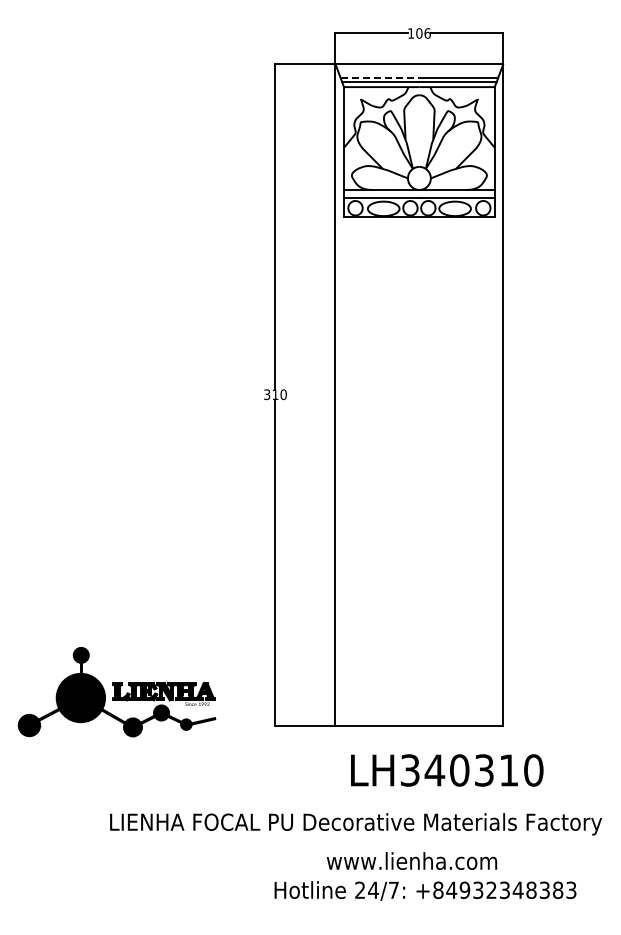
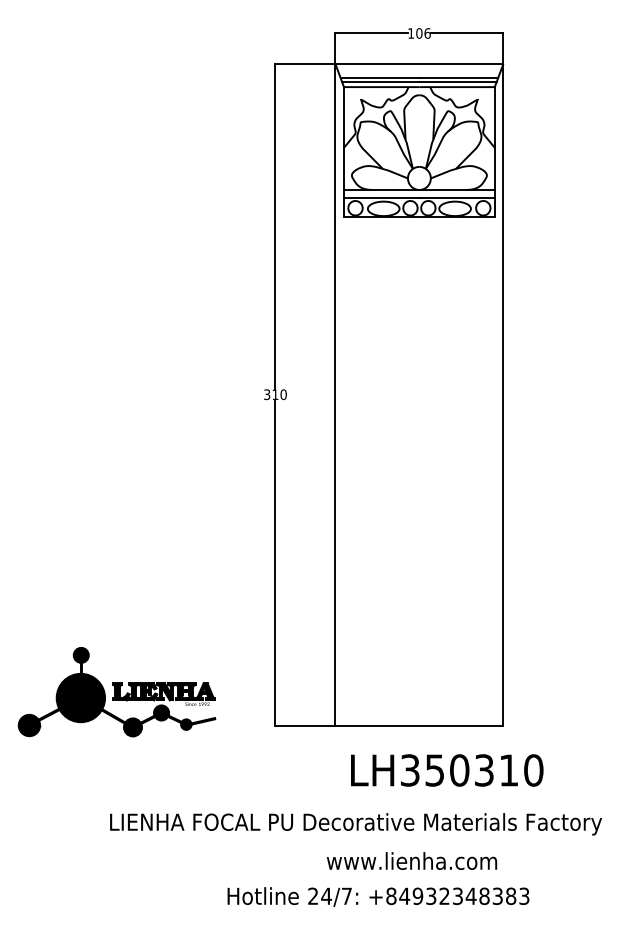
line: dashed -> solid (380, 77)
text: LH340310 -> LH350310 (434, 770)
text position: (425, 890) -> (378, 896) (378, 896)
